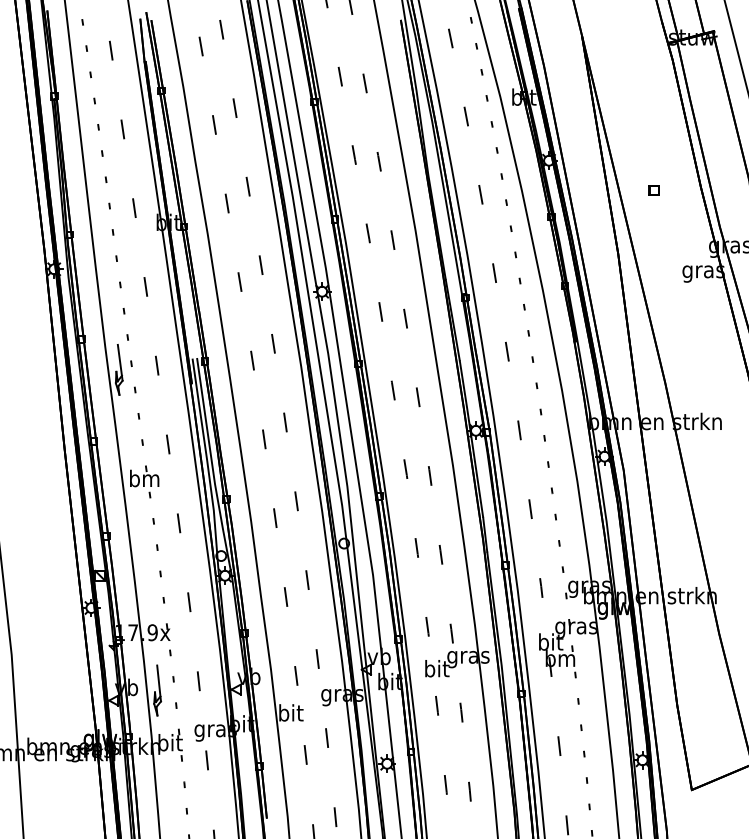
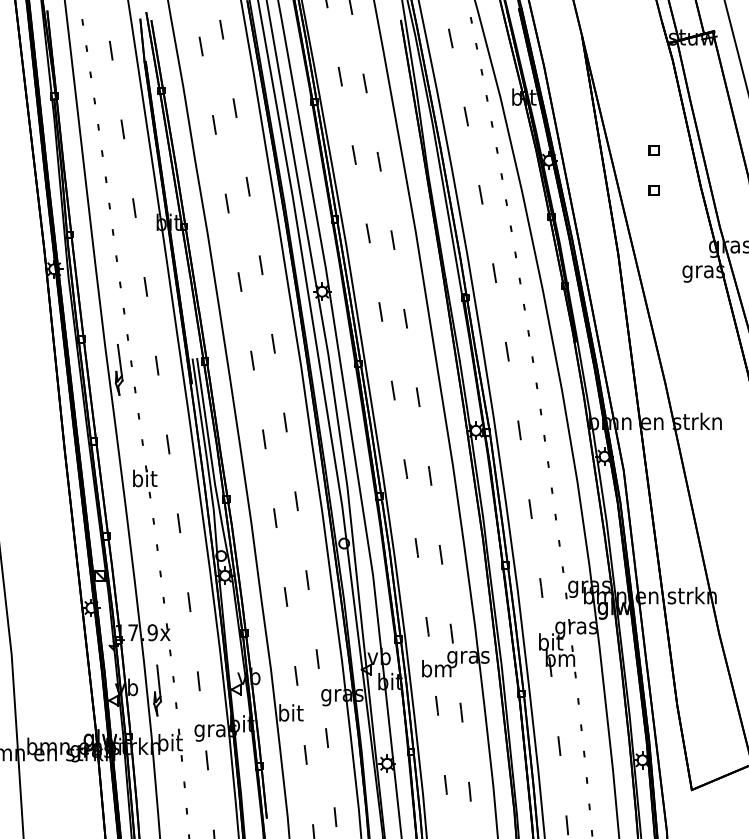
part: none -> present (653, 150)
text: bm -> bit (144, 478)
text: bit -> bm (436, 668)
